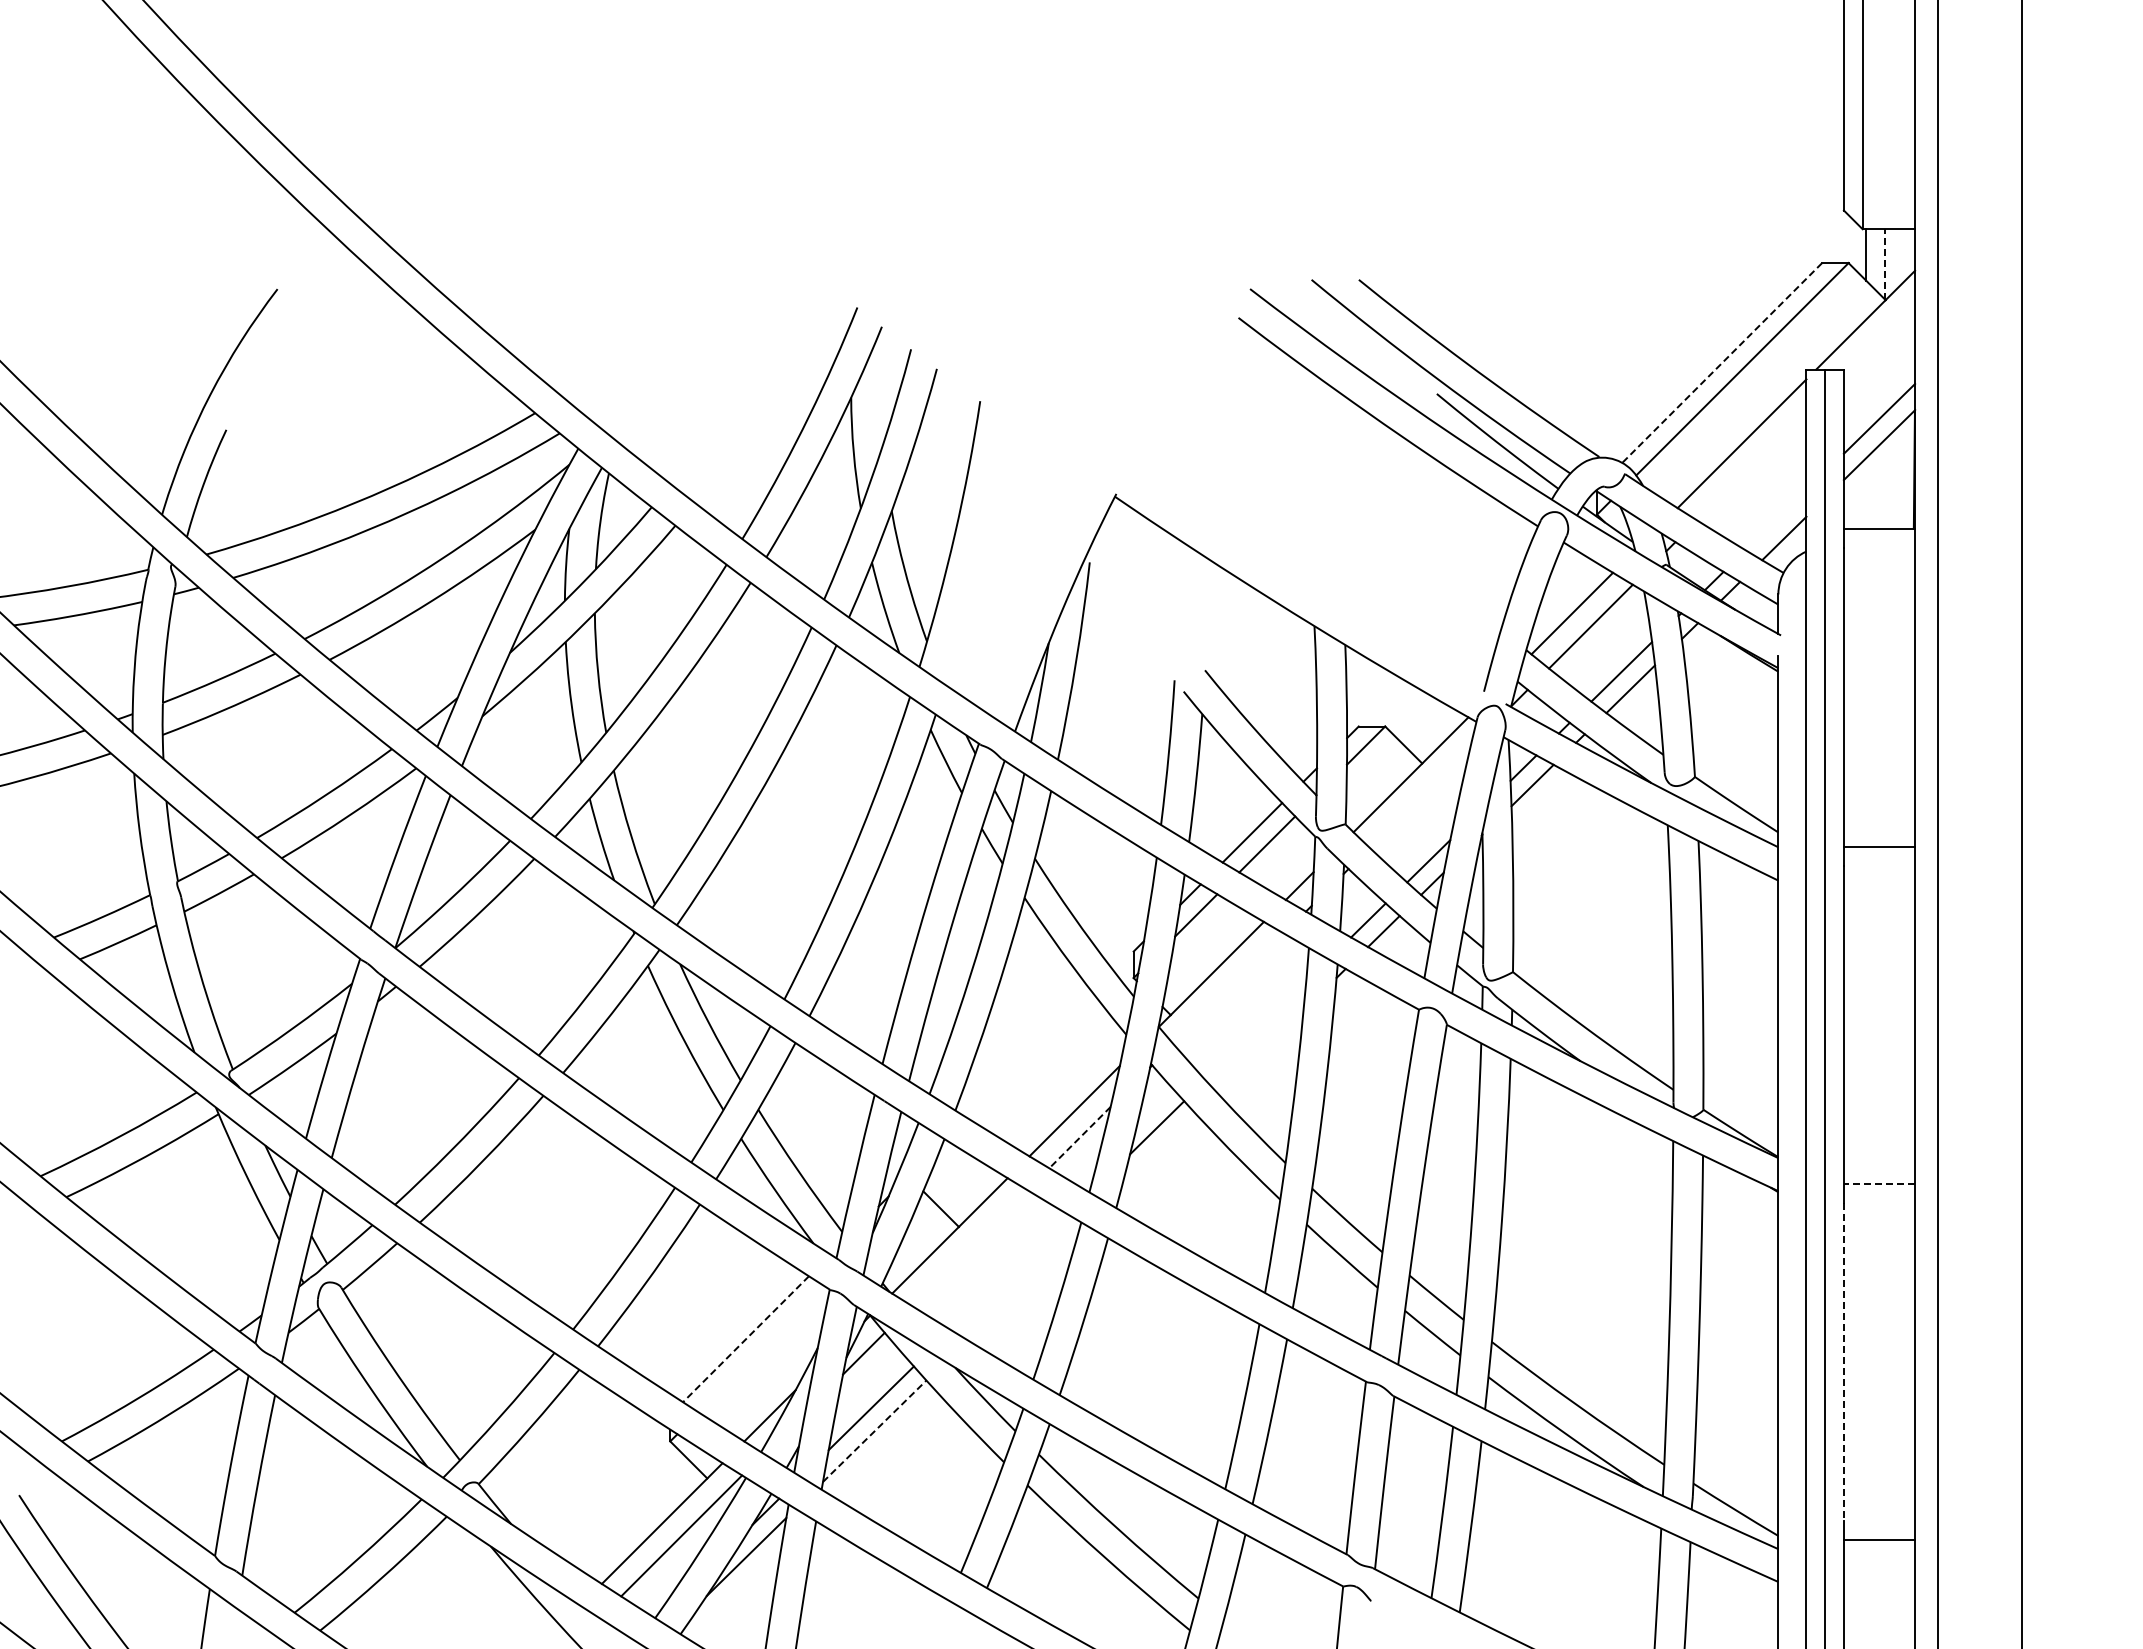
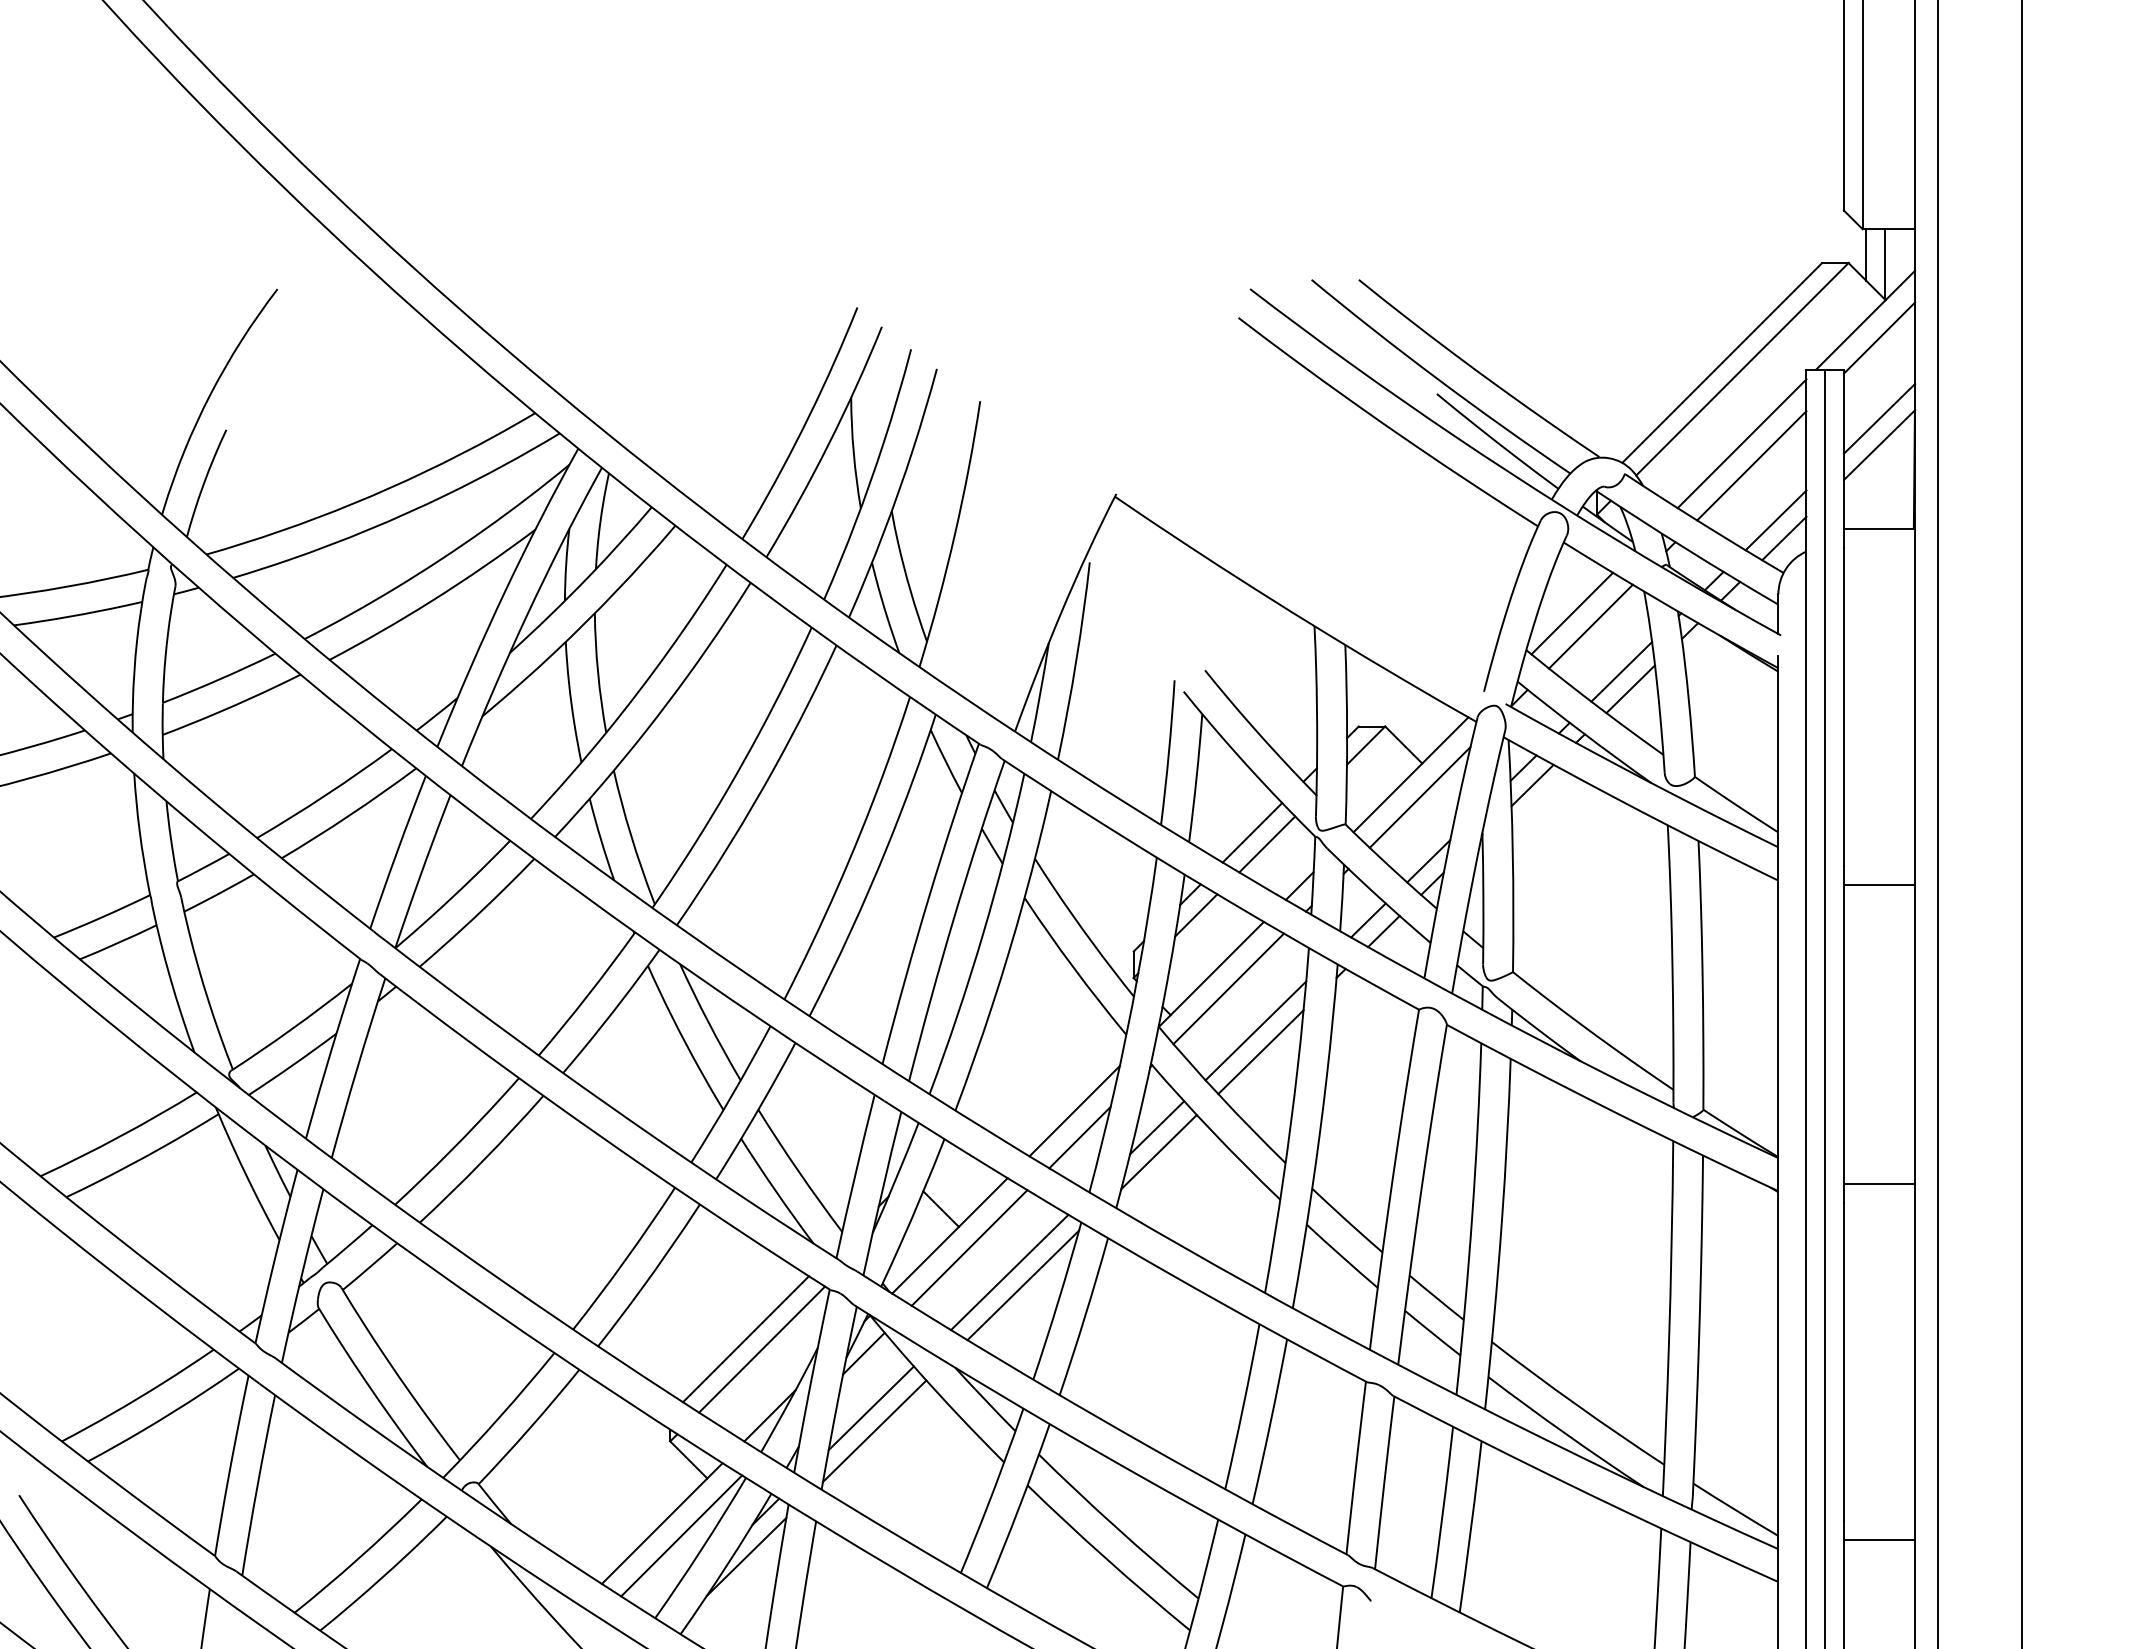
line: dashed -> solid (1885, 263)
line: none -> present (1879, 337)
line: dashed -> solid (1722, 363)
line: none -> present (1751, 465)
line: none -> present (1775, 520)
line: none -> present (1419, 797)
line position: (1879, 846) -> (1879, 884) (1879, 884)
line: none -> present (1228, 988)
line: none -> present (1255, 1030)
line: none -> present (1260, 1052)
line: dashed -> solid (1079, 1138)
line: none -> present (1158, 1152)
line: dashed -> solid (1879, 1184)
line: none -> present (969, 1247)
line: none -> present (1009, 1272)
line: none -> present (1023, 1285)
line: dashed -> solid (745, 1339)
line: none -> present (762, 1349)
line: dashed -> solid (1843, 1362)
line: dashed -> solid (875, 1430)
